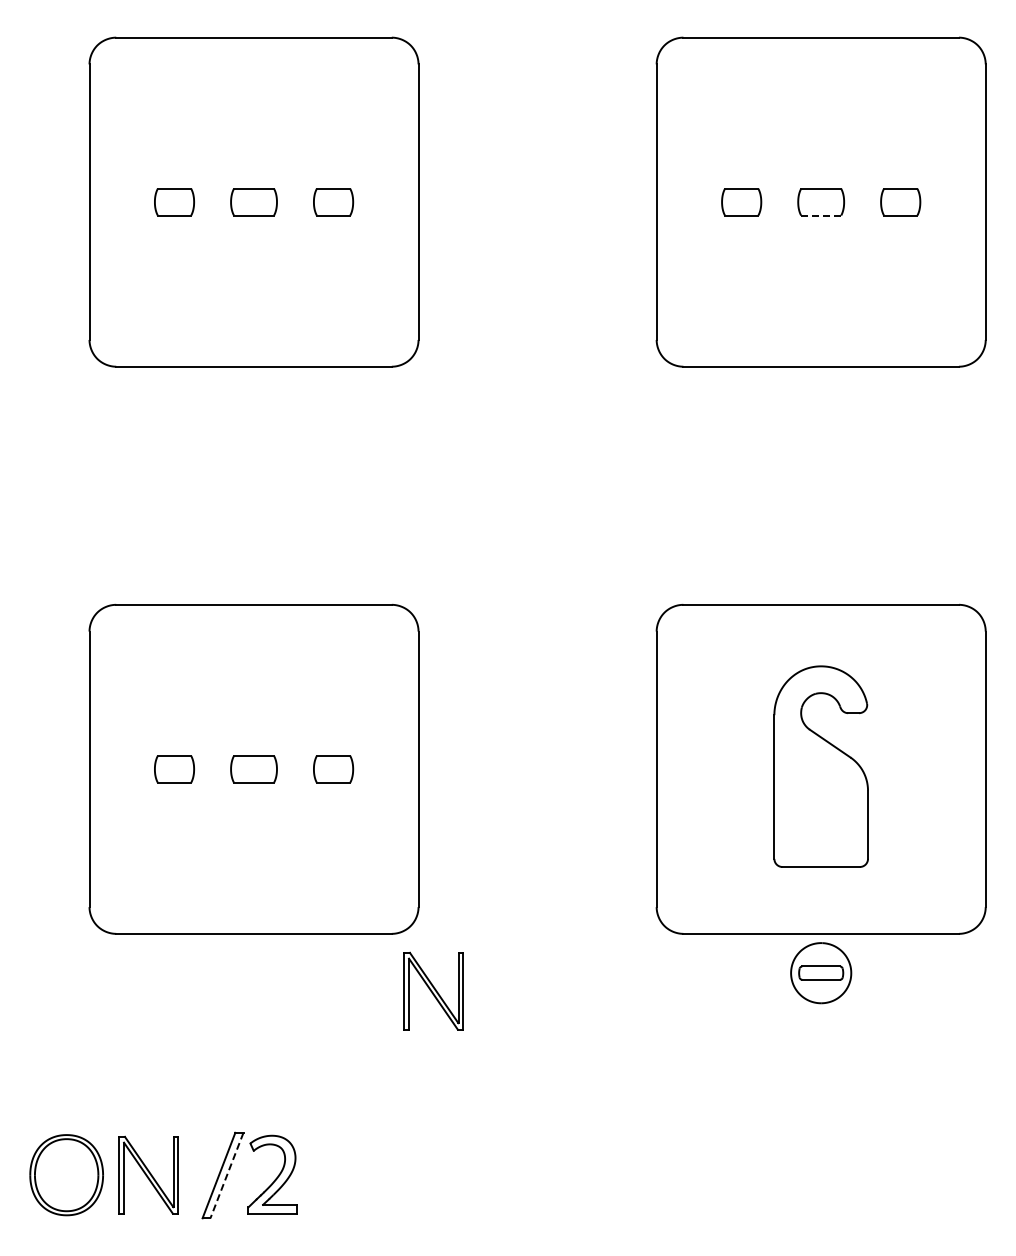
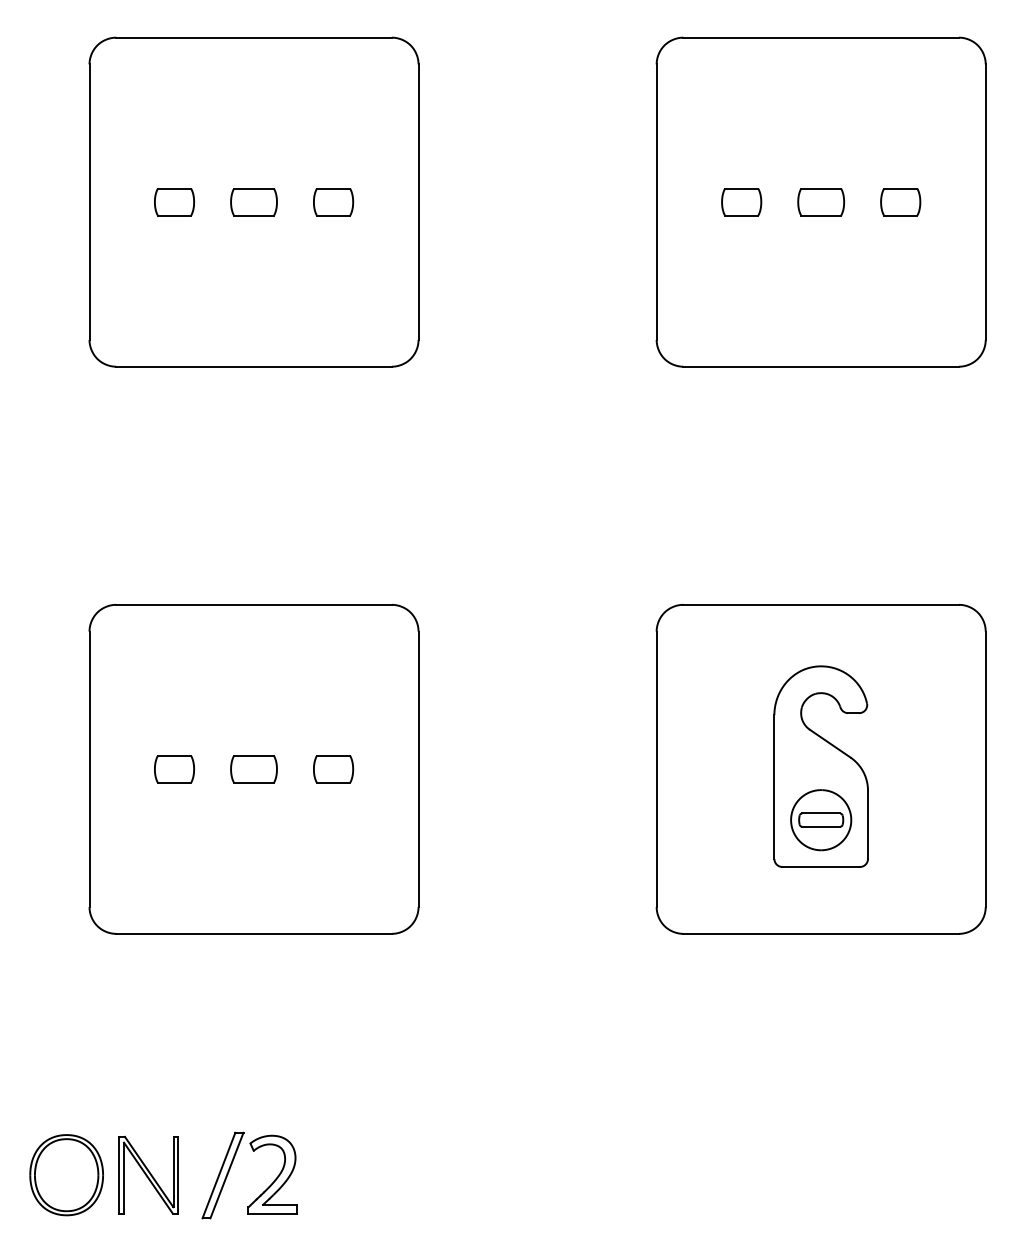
line: dashed -> solid (821, 215)
part position: (821, 973) -> (821, 820) (821, 820)
part: present -> none (433, 990)
line: dashed -> solid (226, 1175)
